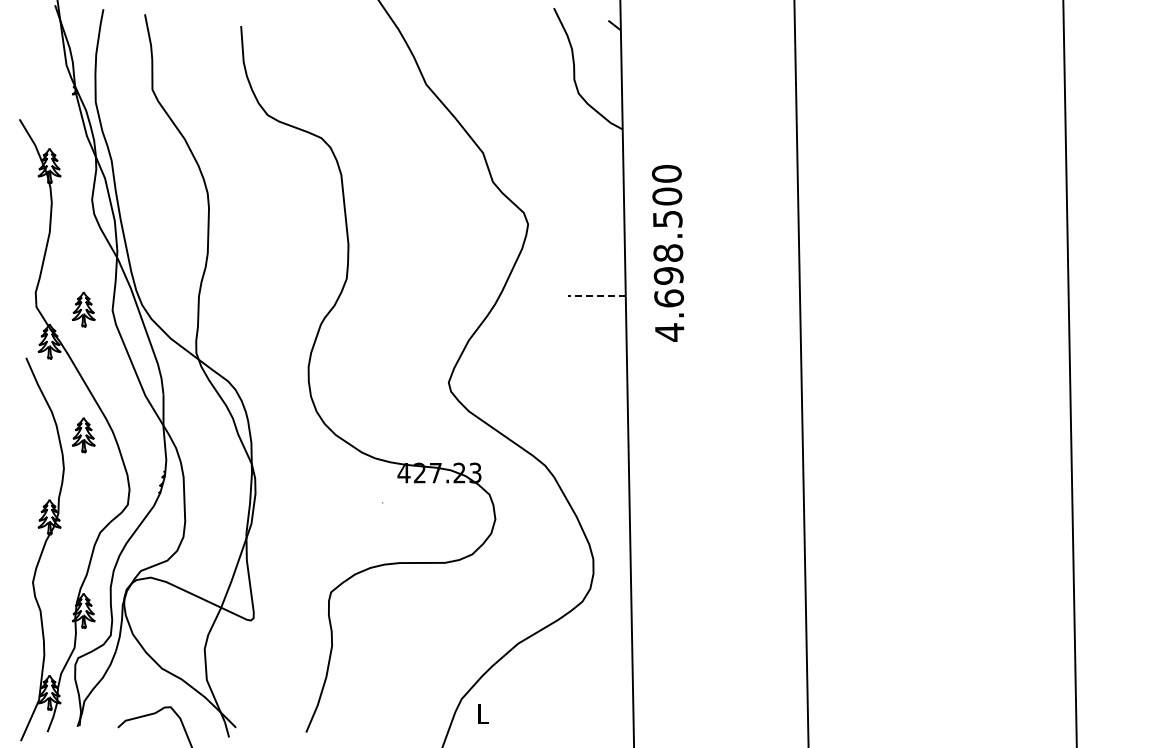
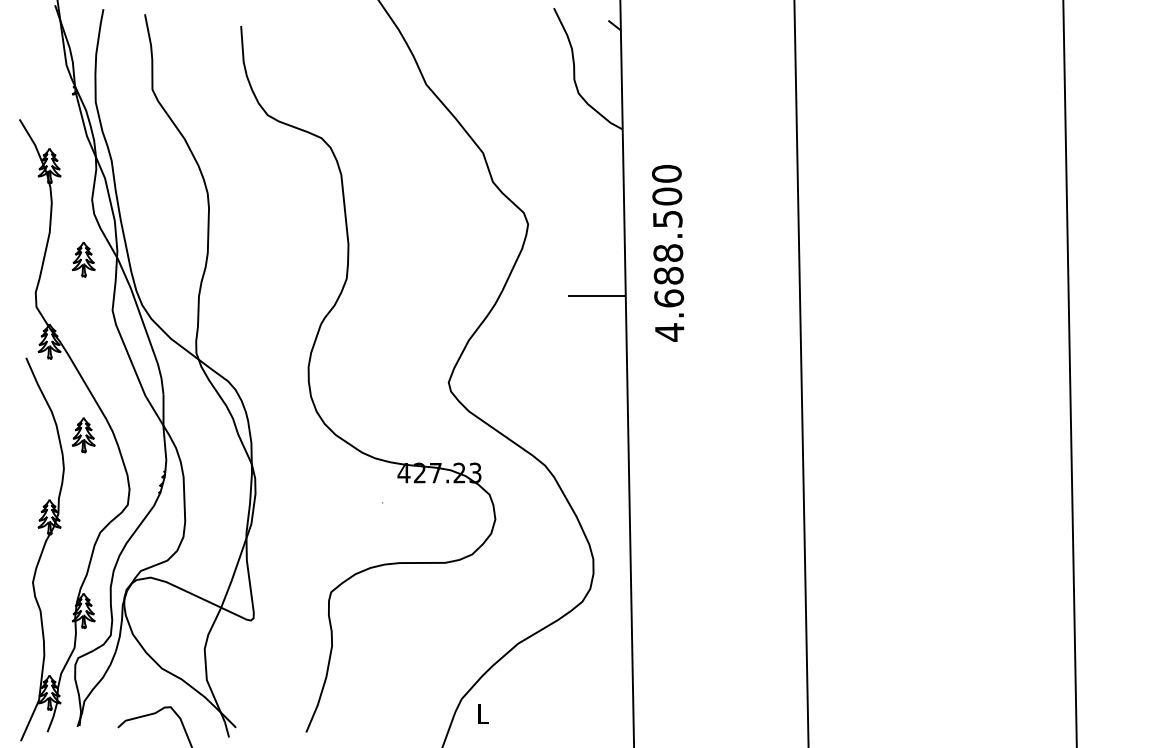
text: 4.698.500 -> 4.688.500 (668, 275)
line: dashed -> solid (596, 295)
part position: (83, 309) -> (83, 259) (83, 259)
